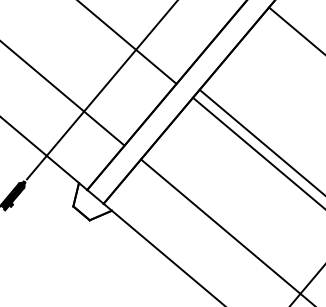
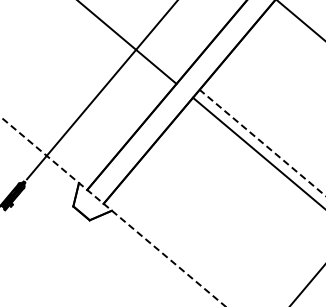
line position: (295, 29) -> (300, 20) (300, 20)
line: present -> none (63, 93)
line: solid -> dashed (262, 142)
line: solid -> dashed (112, 211)
line: present -> none (226, 231)
